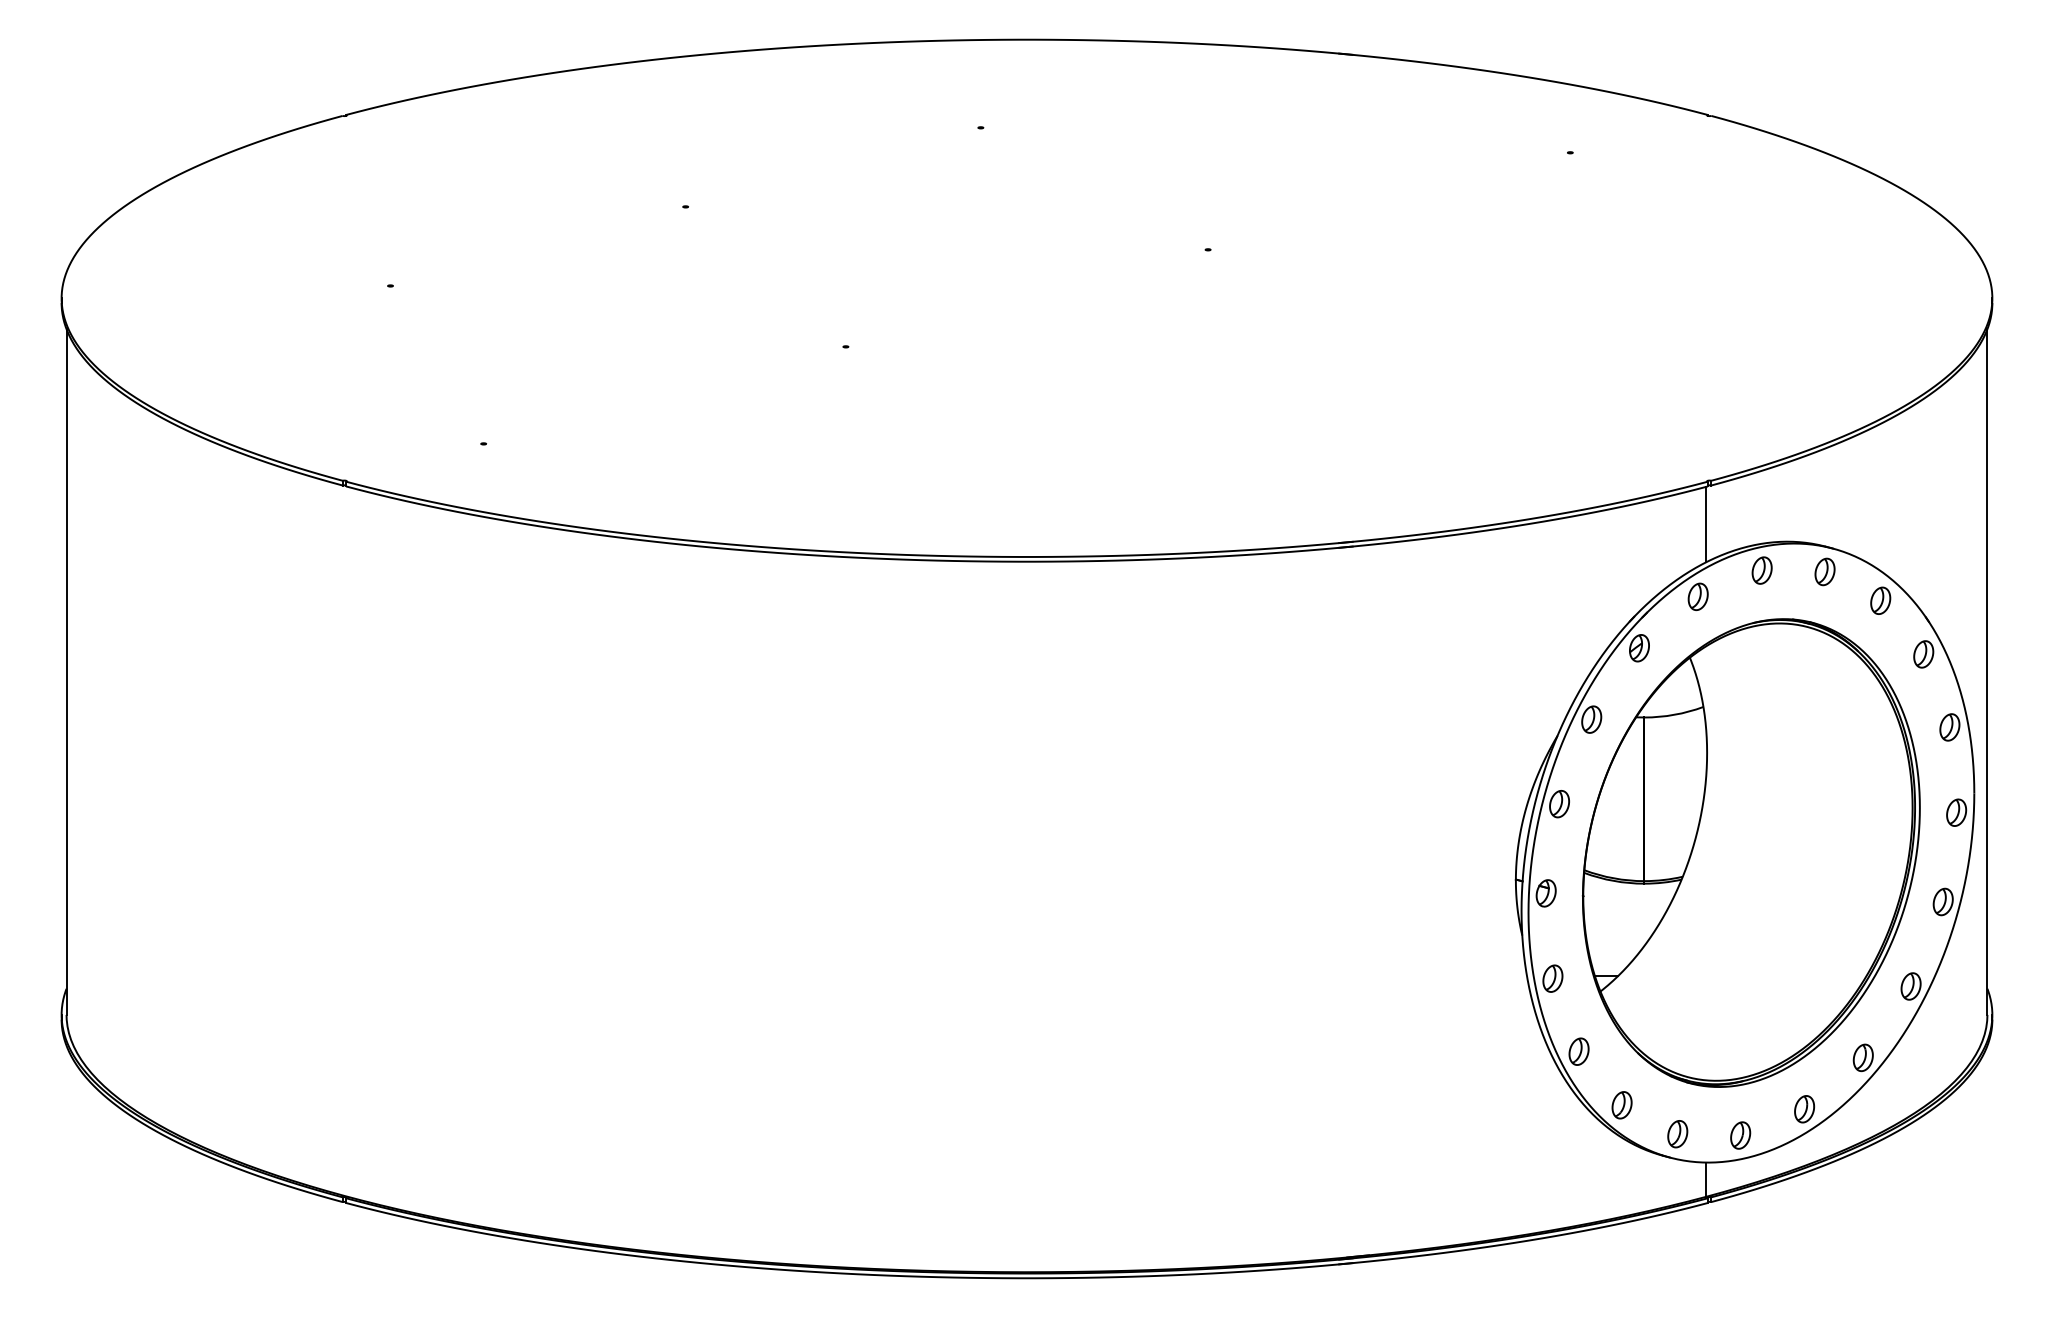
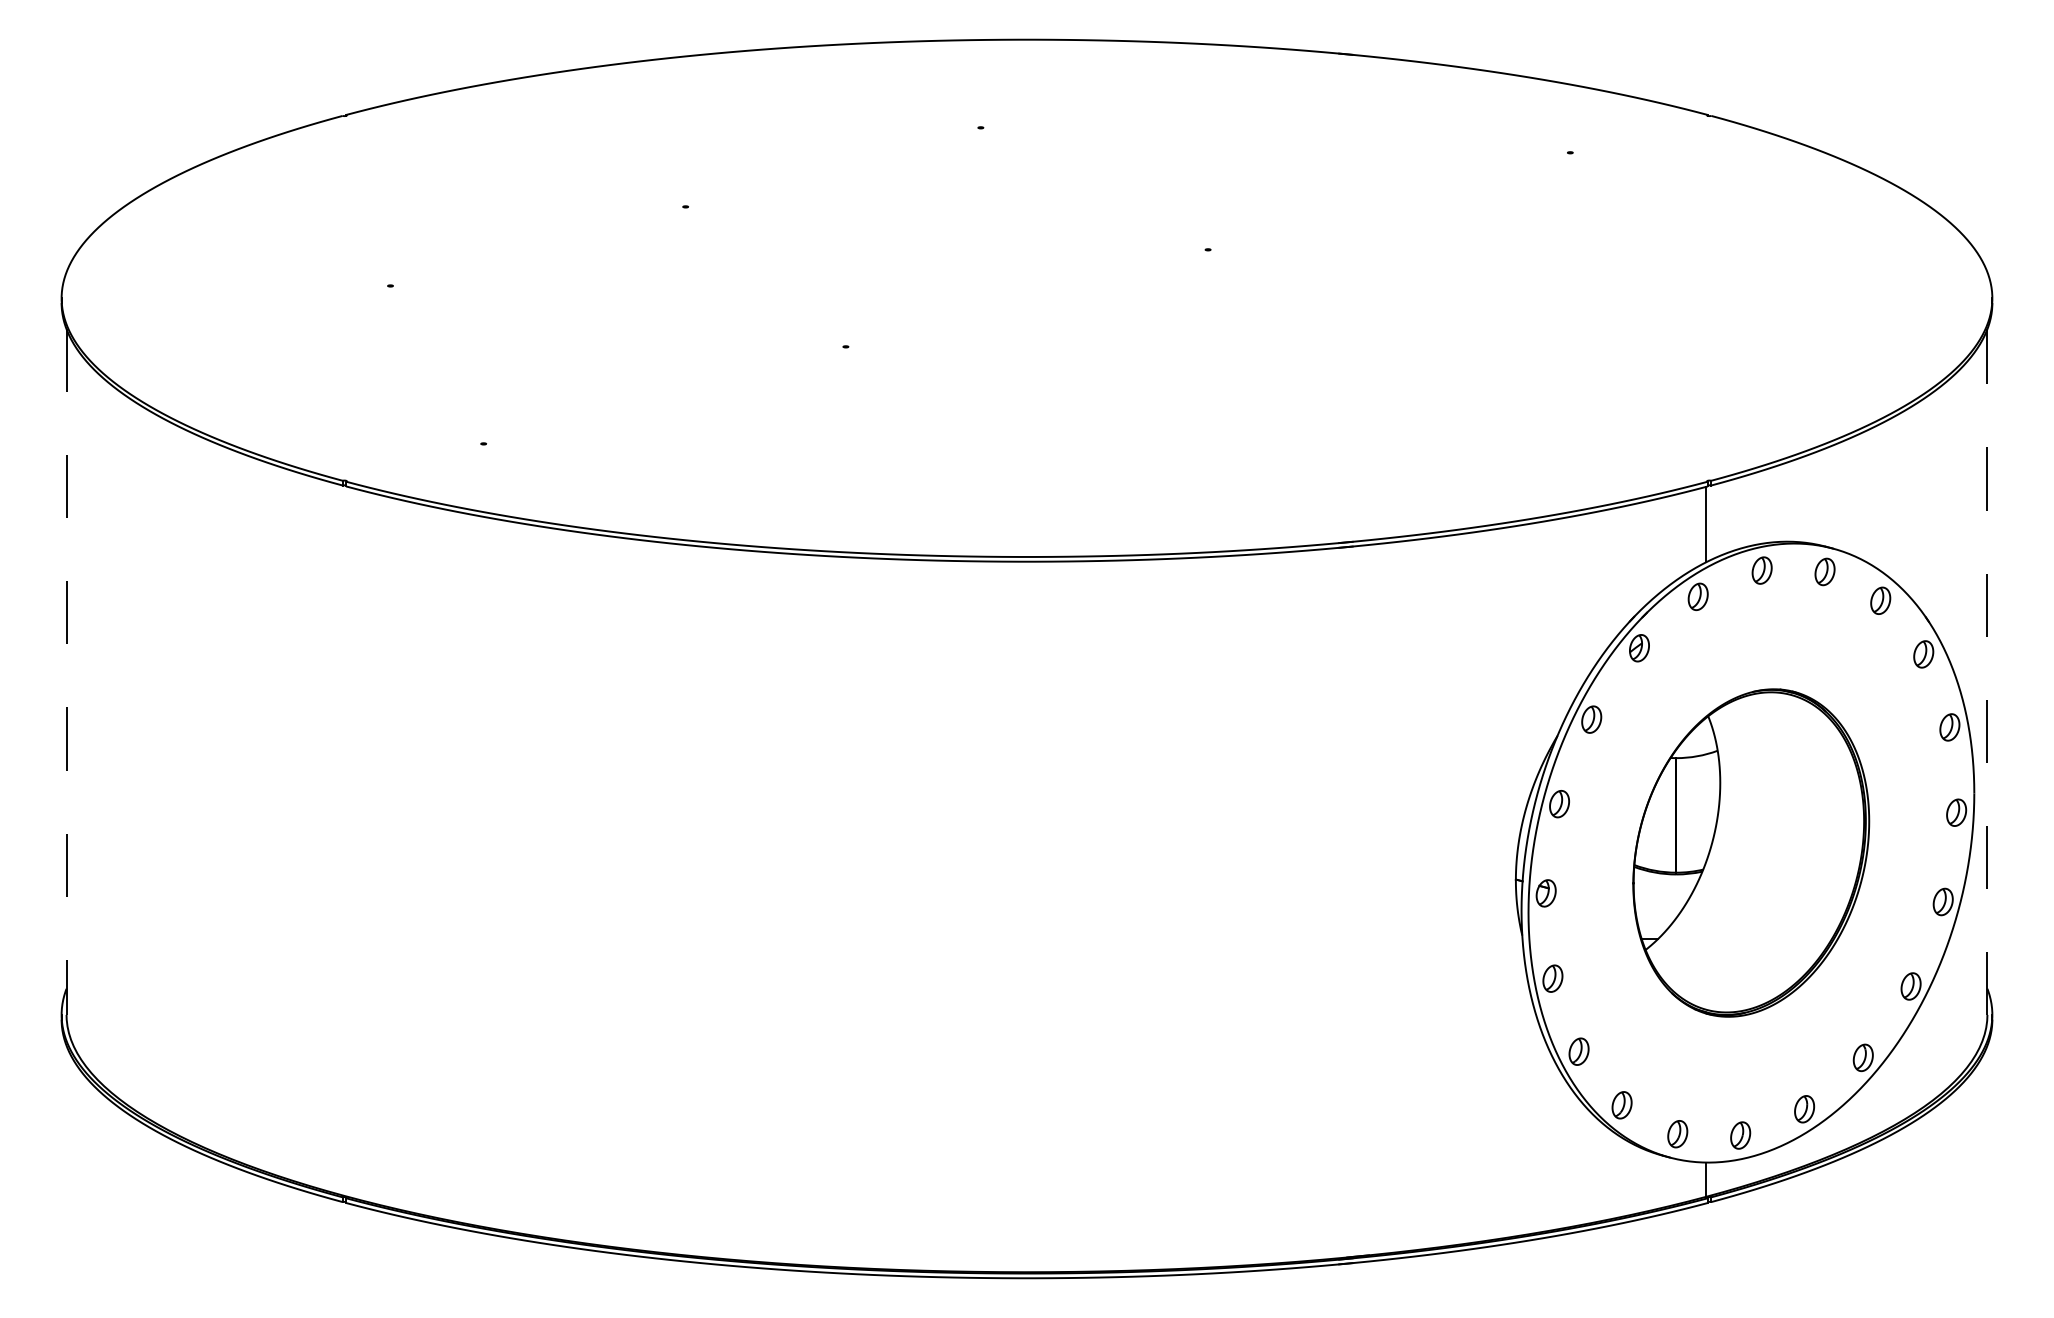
line: solid -> dashed (66, 672)
line: solid -> dashed (1987, 672)
part size: 340x470 px -> 239x330 px (1751, 852)
